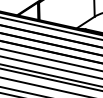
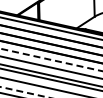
line: solid -> dashed (51, 59)
line: solid -> dashed (24, 92)
